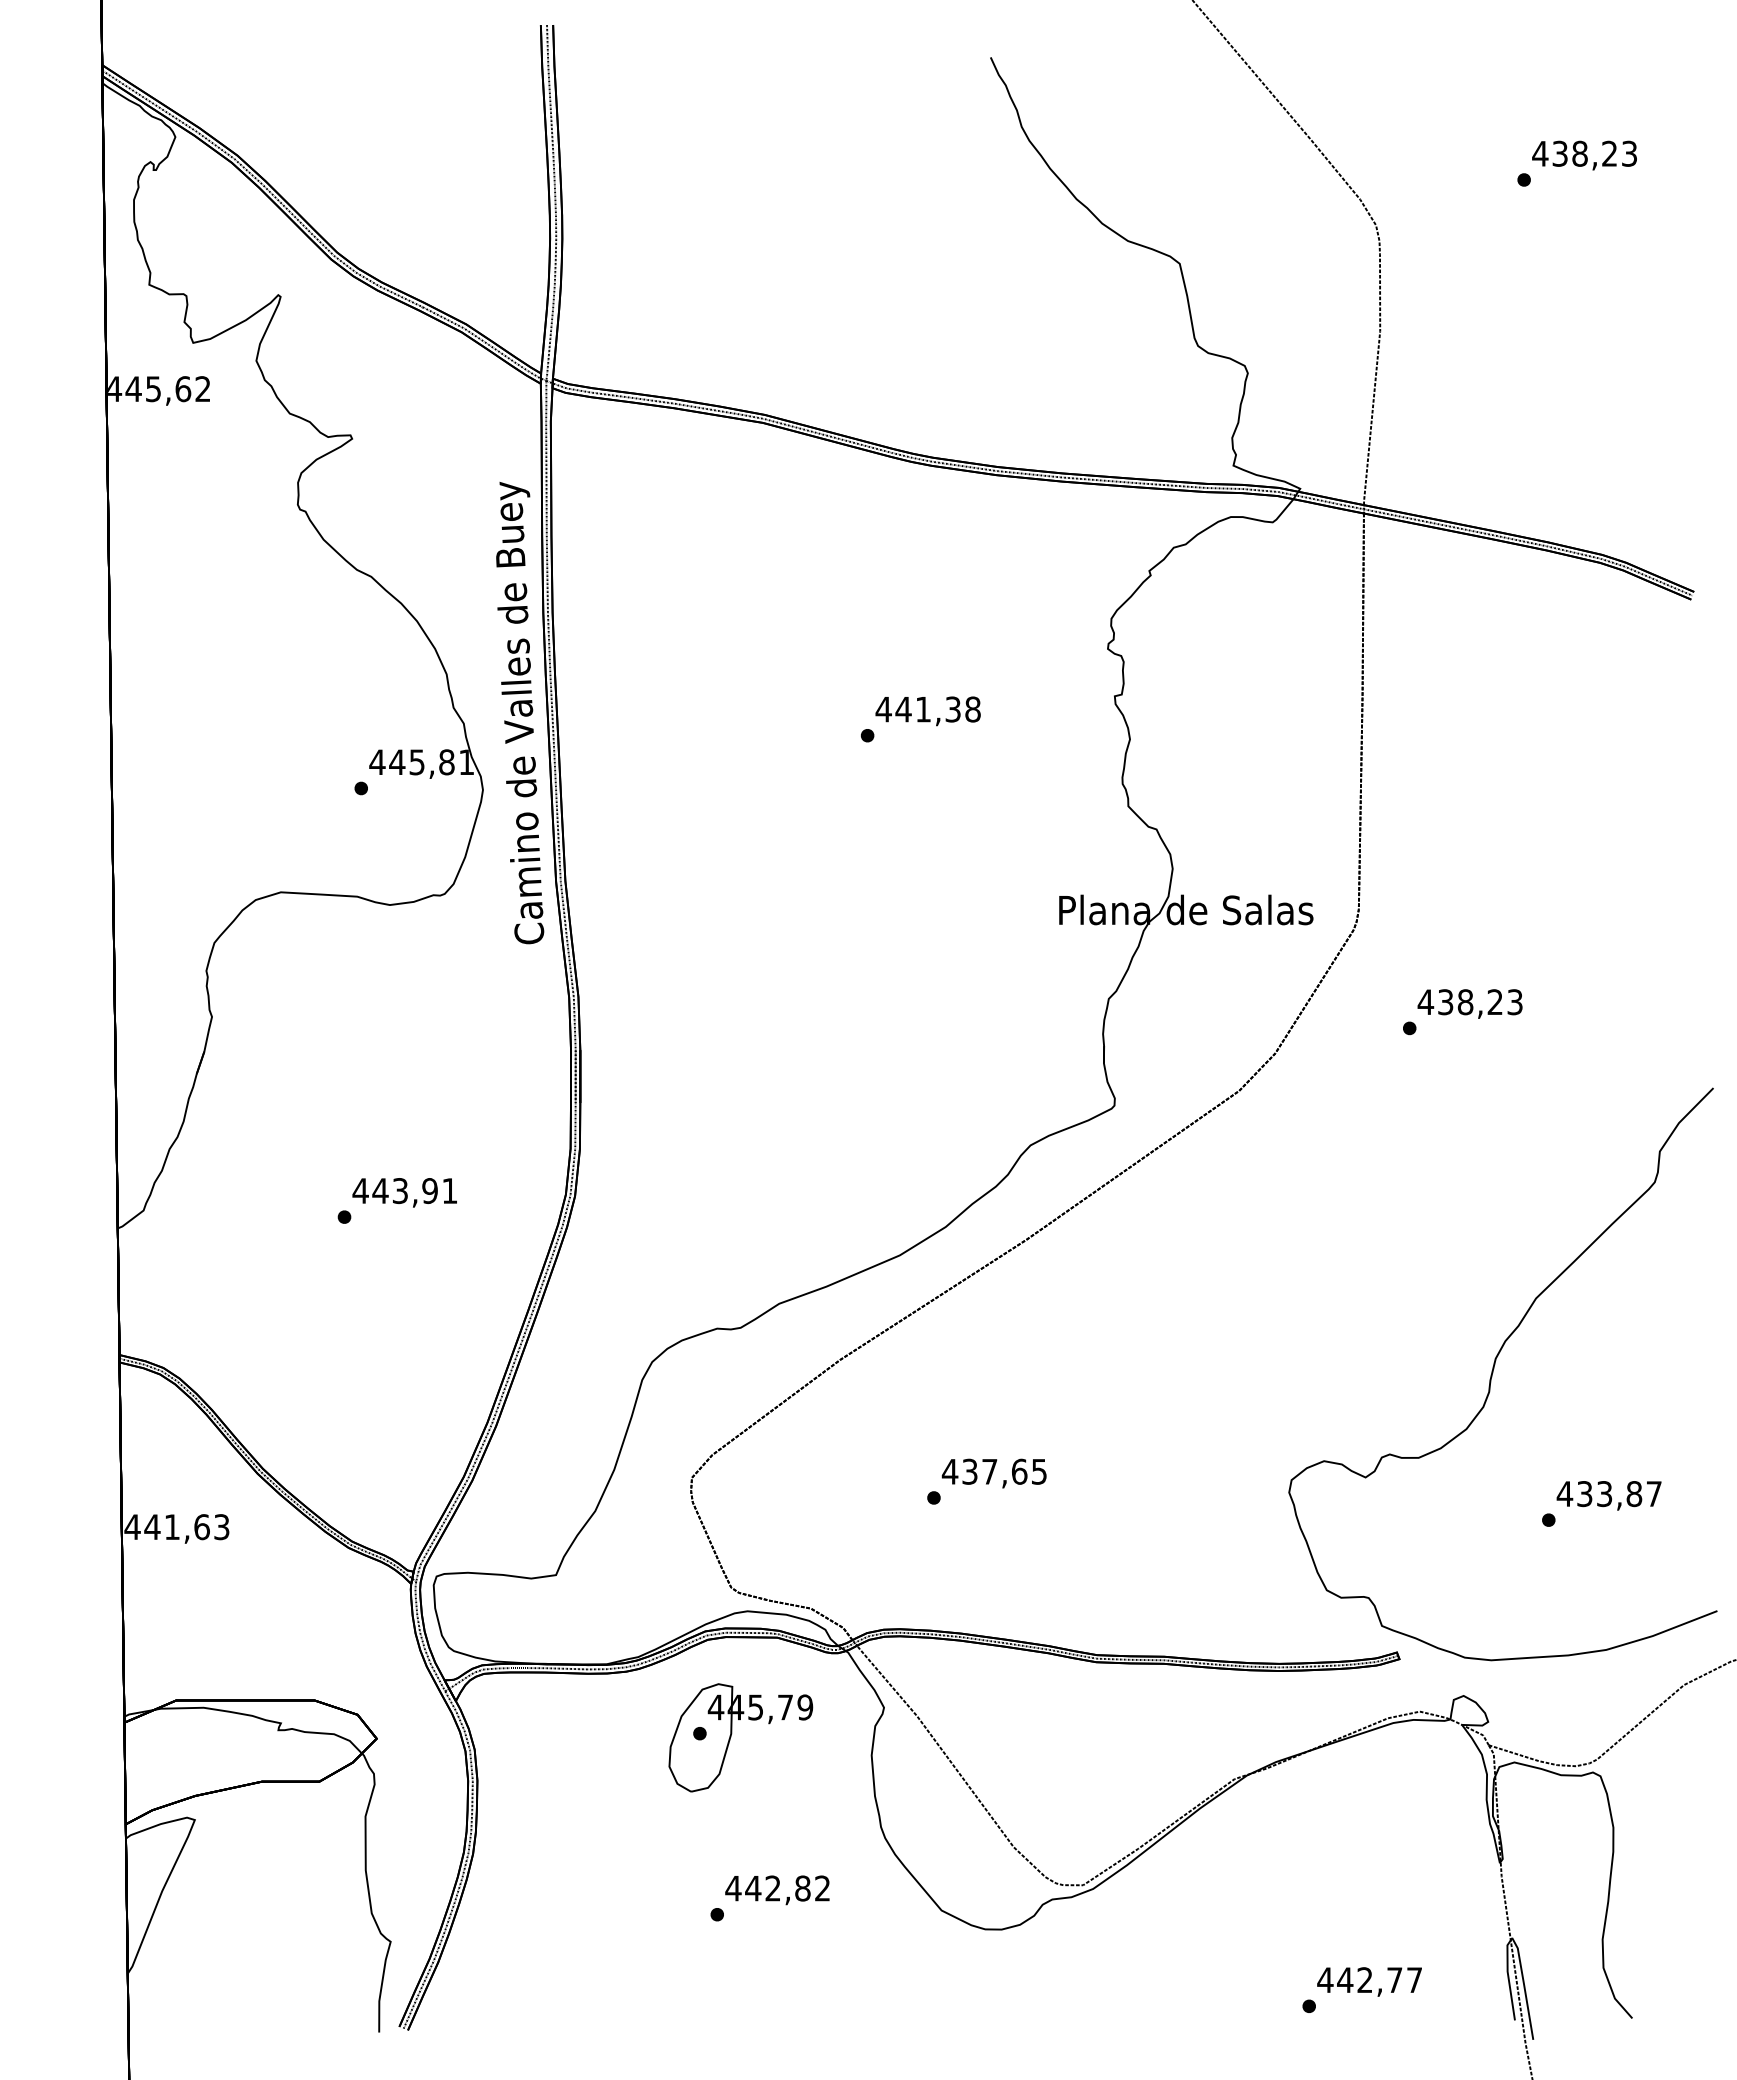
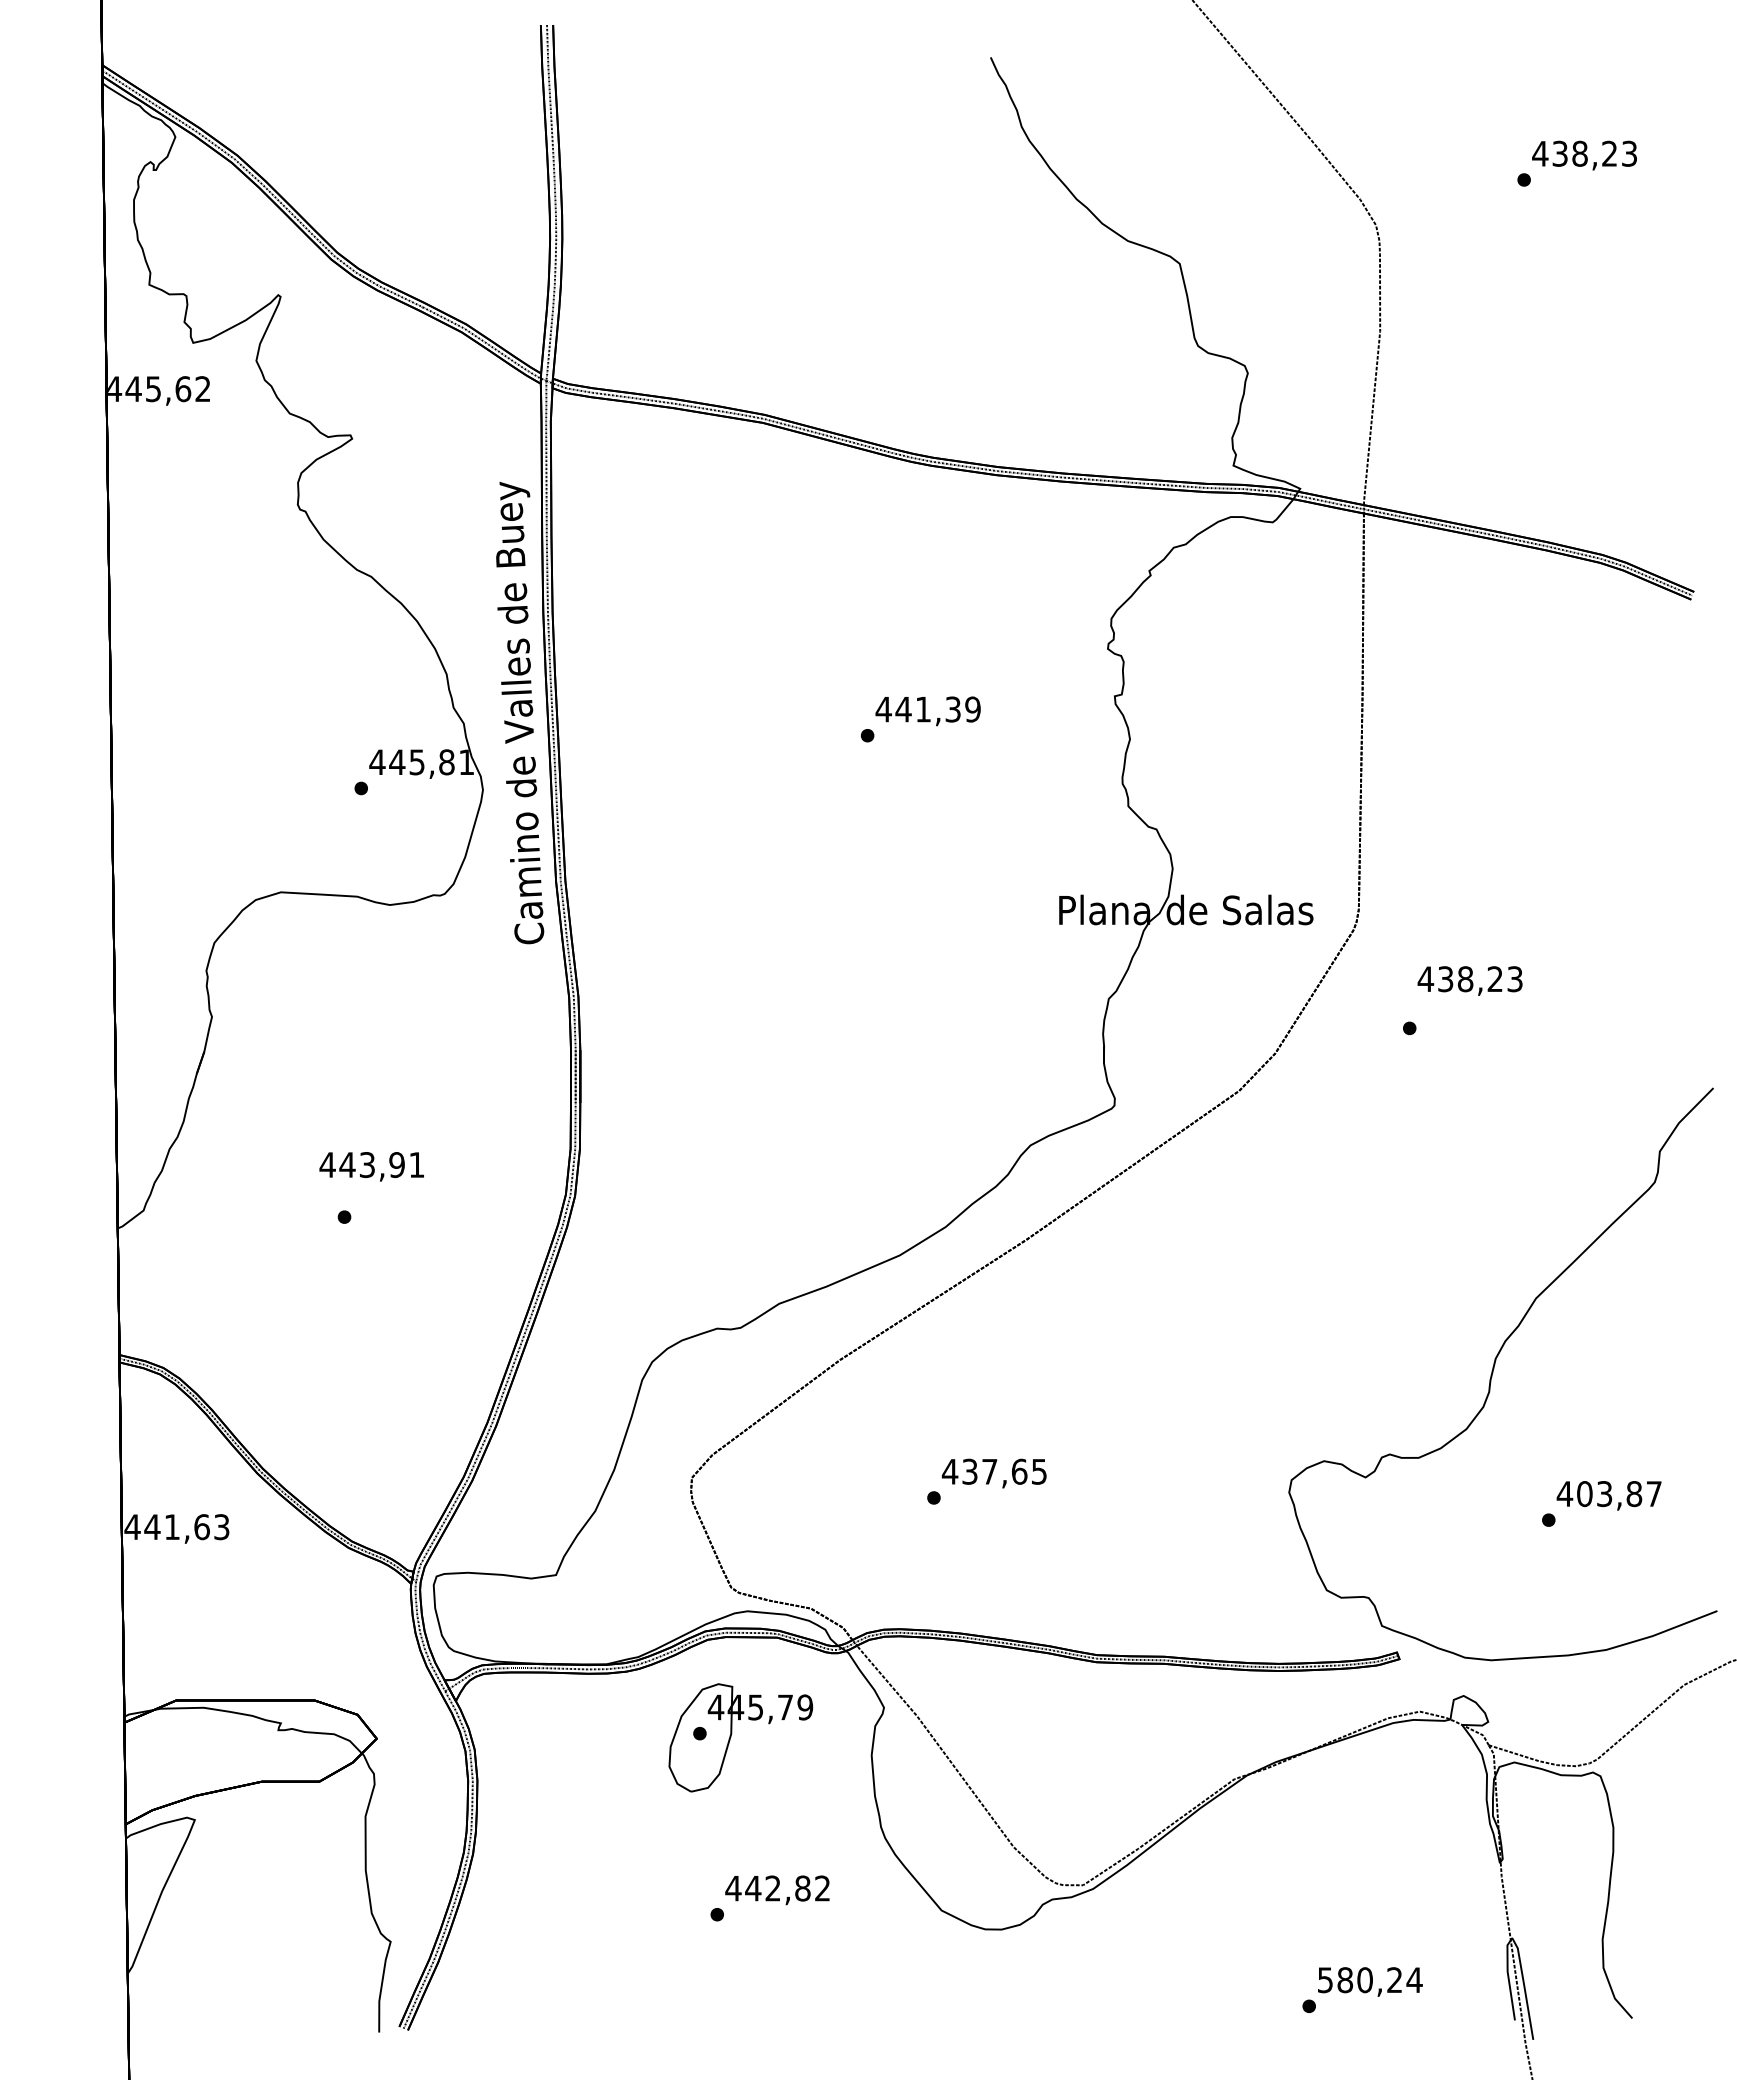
text: 441,38 -> 441,39 (972, 709)
text position: (1469, 1003) -> (1469, 980) (1469, 980)
text position: (404, 1192) -> (371, 1166) (371, 1166)
text: 433,87 -> 403,87 (1584, 1494)
text: 442,77 -> 580,24 (1369, 1980)
